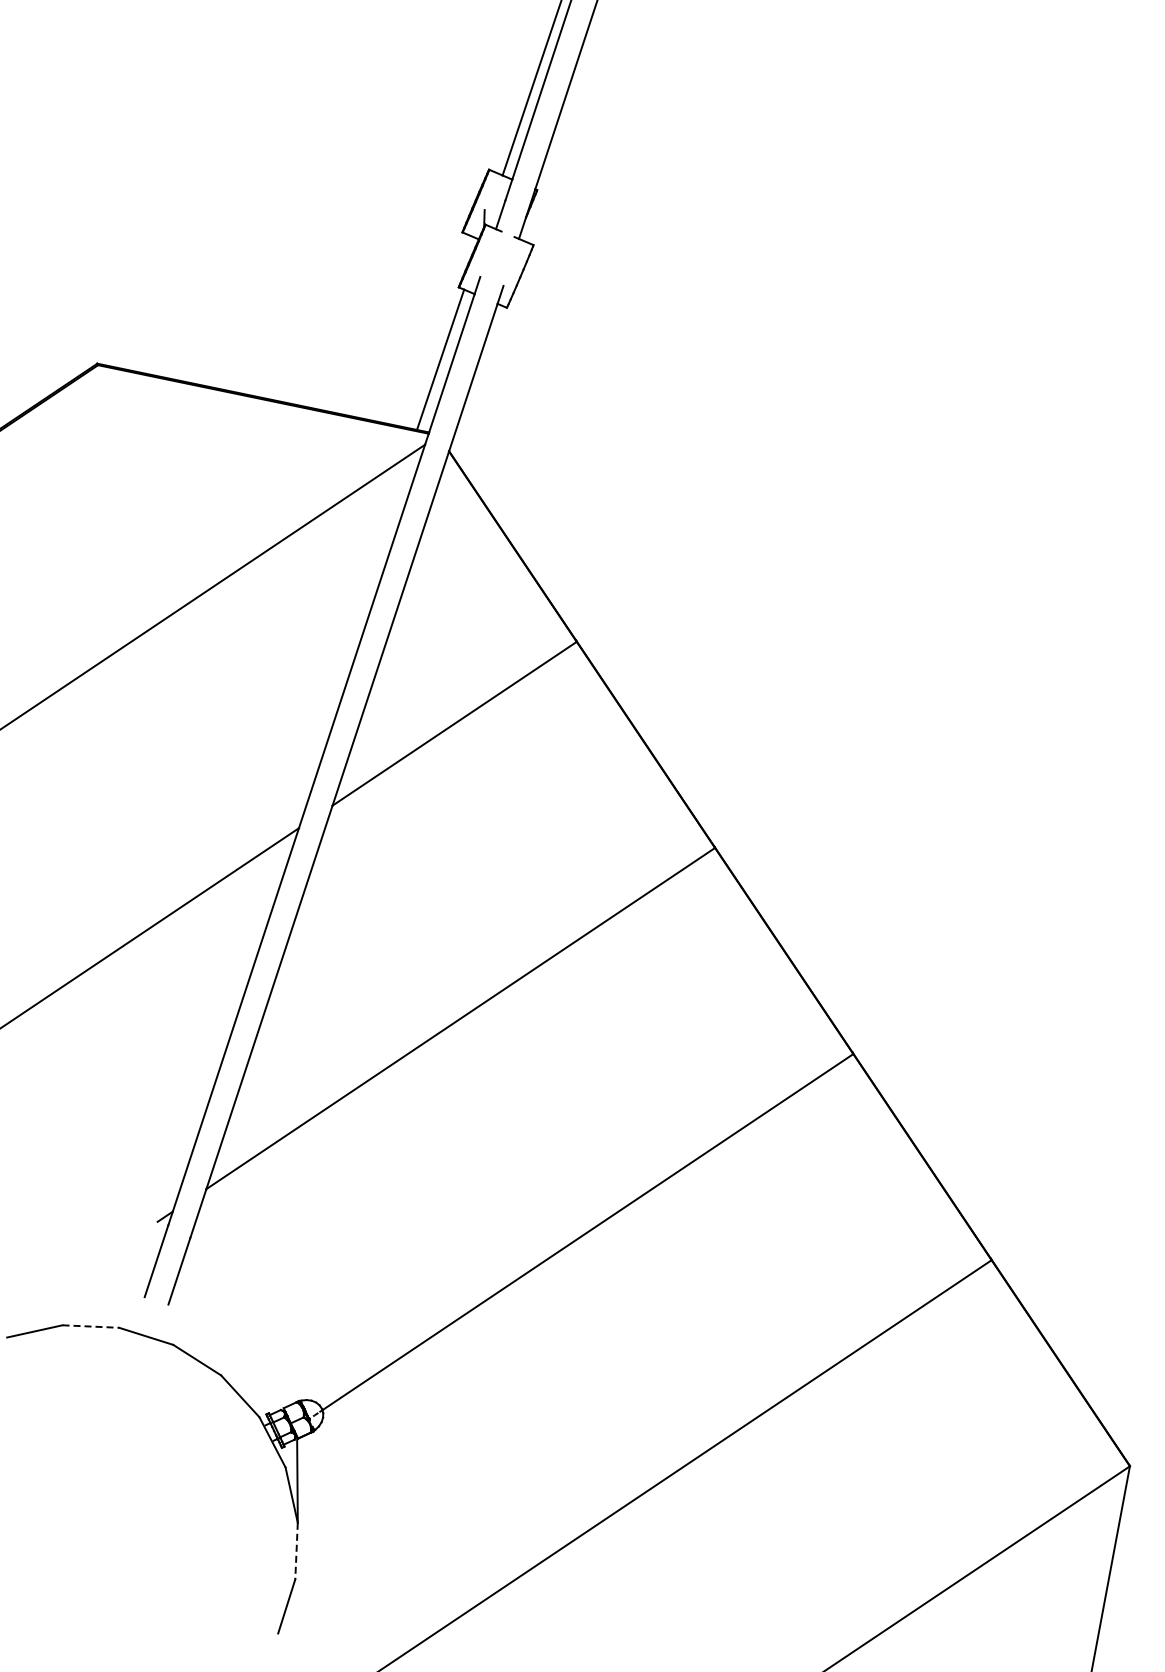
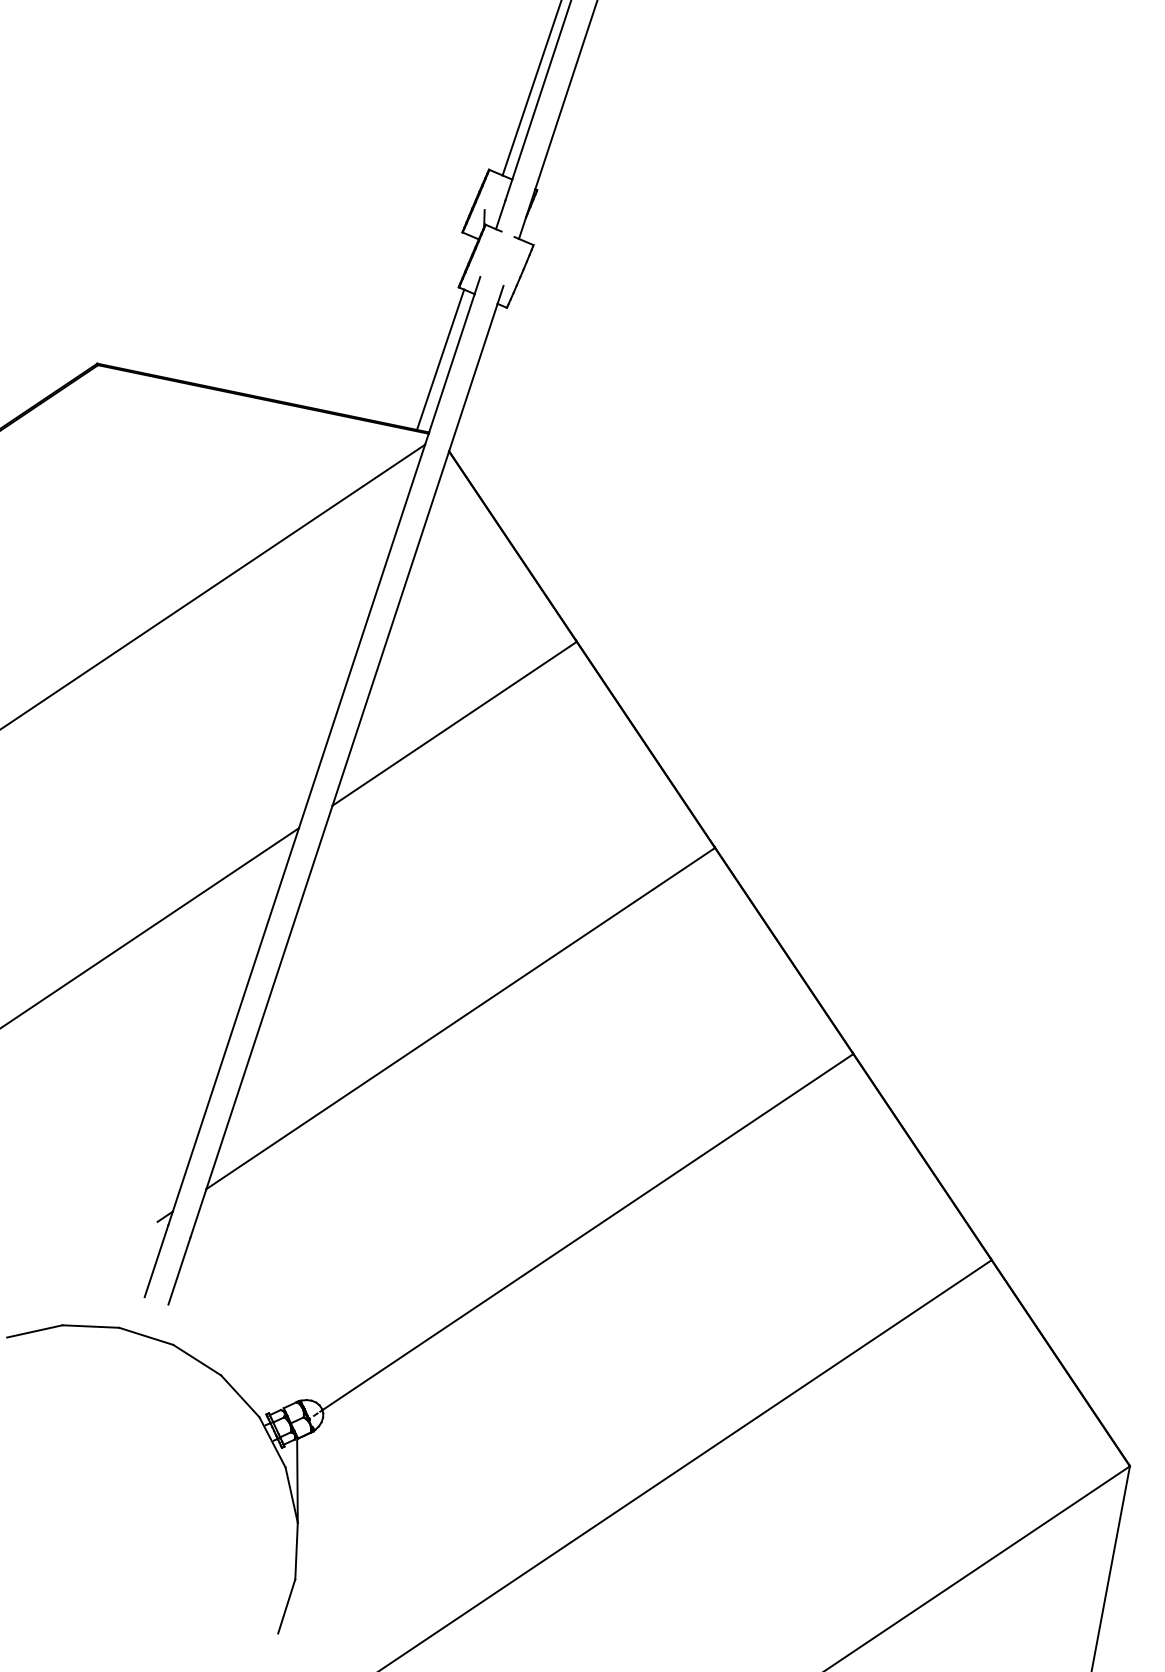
line: dashed -> solid (91, 1326)
line: dashed -> solid (296, 1551)
